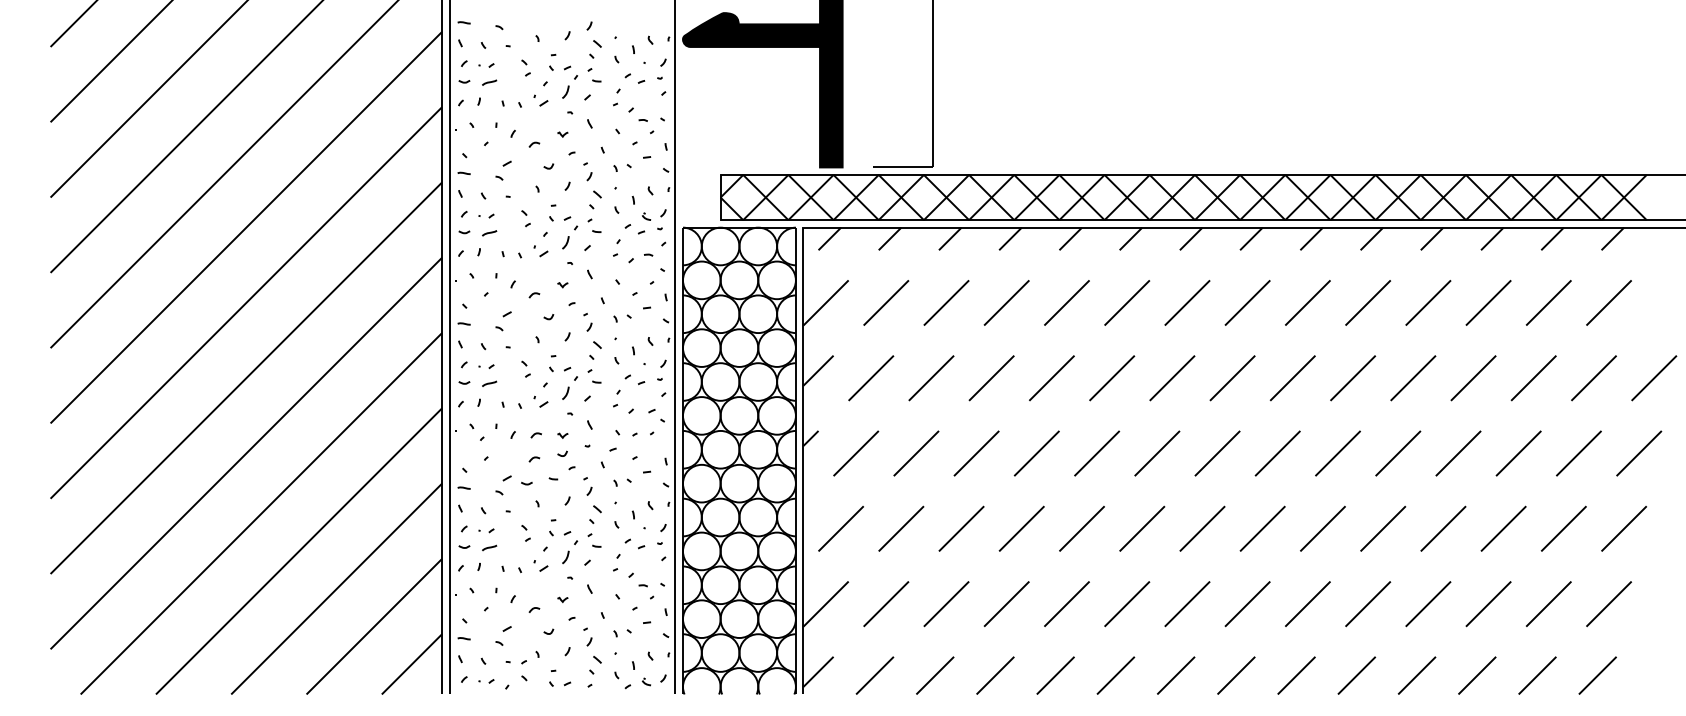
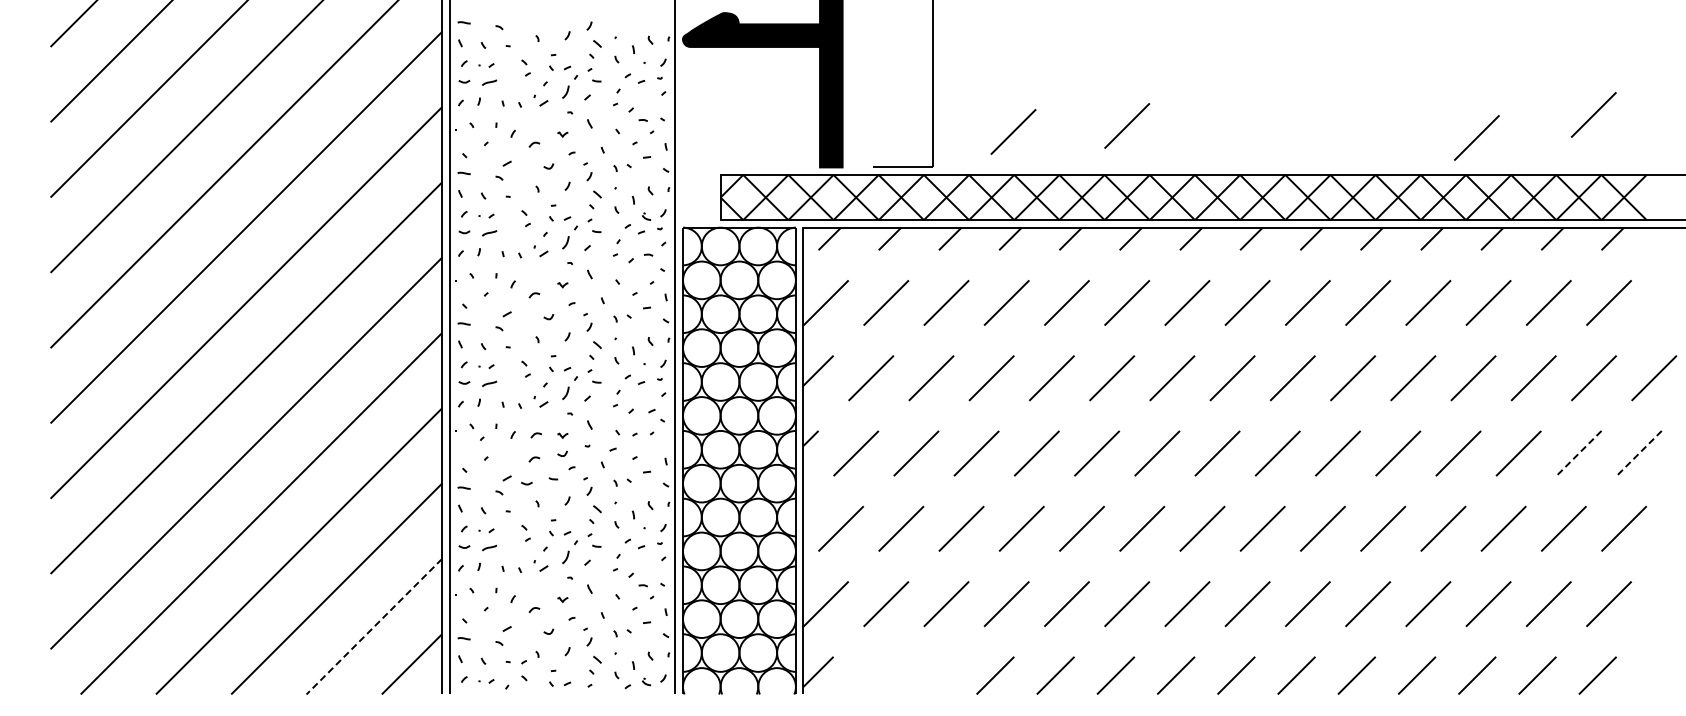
line: none -> present (1593, 114)
line: none -> present (1127, 125)
line: none -> present (1013, 131)
line: none -> present (1476, 137)
line: solid -> dashed (1578, 453)
line: solid -> dashed (1639, 453)
line: solid -> dashed (374, 626)
line: present -> none (874, 675)
line: present -> none (935, 675)
